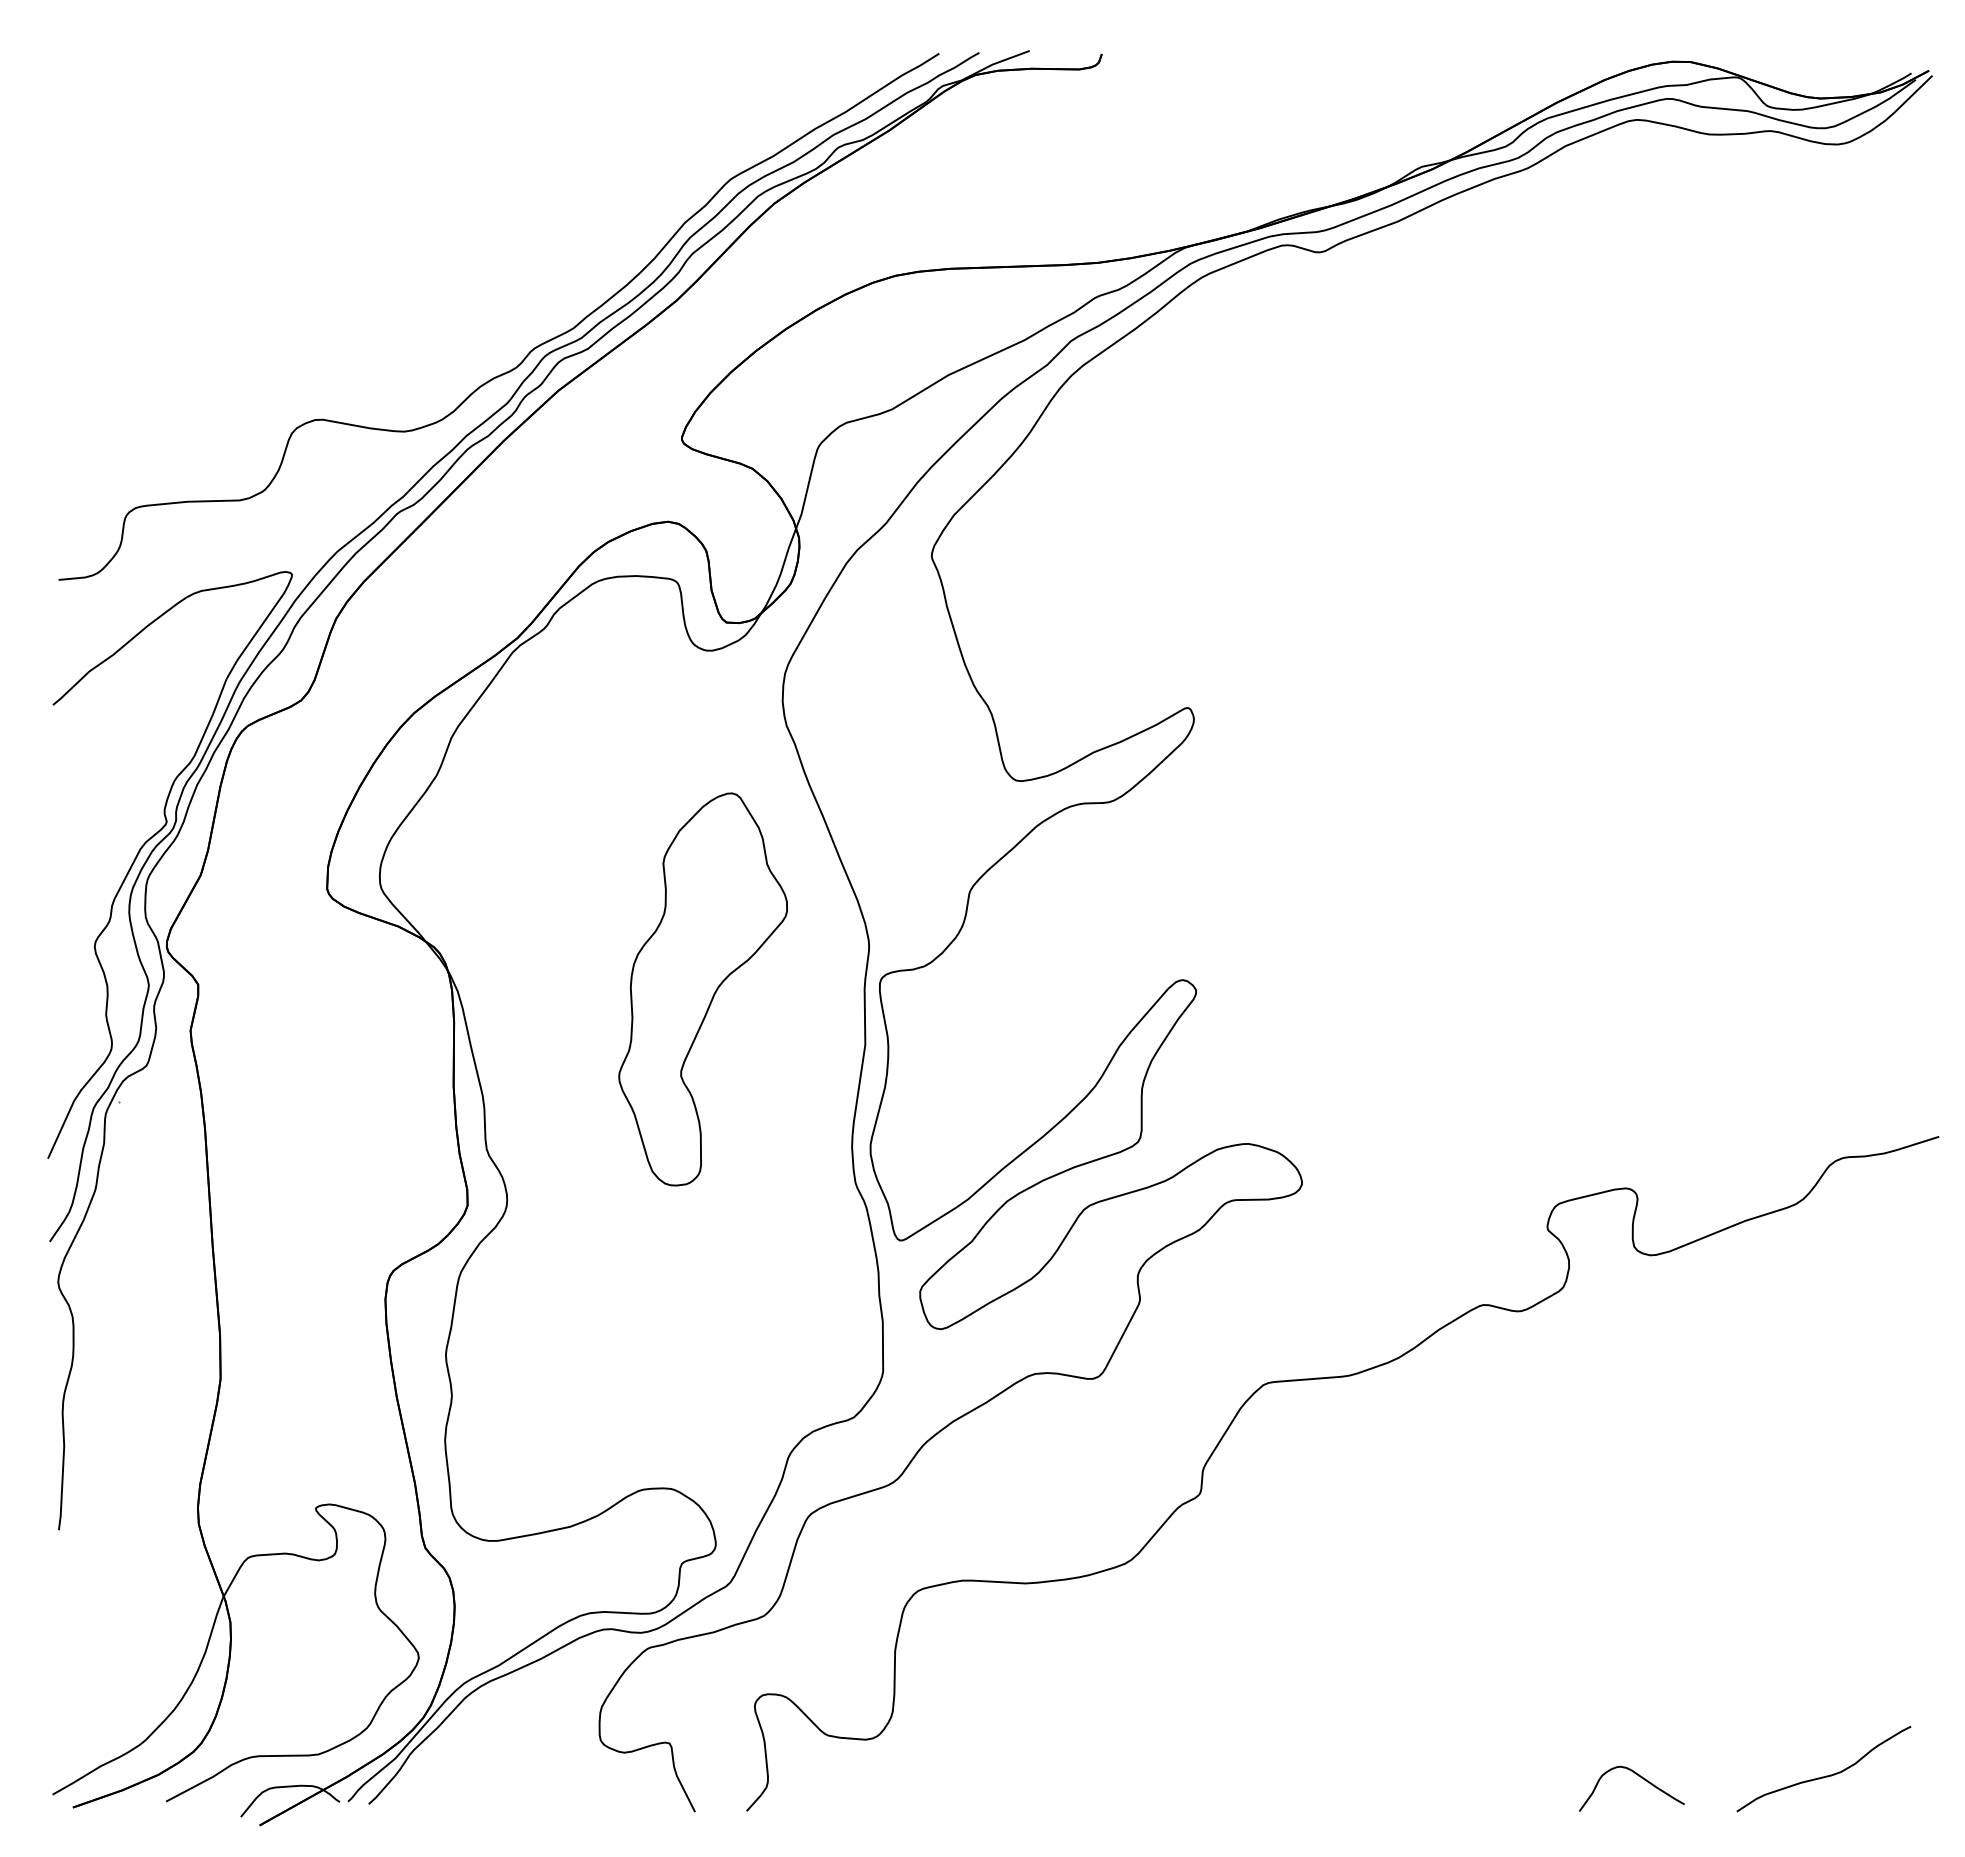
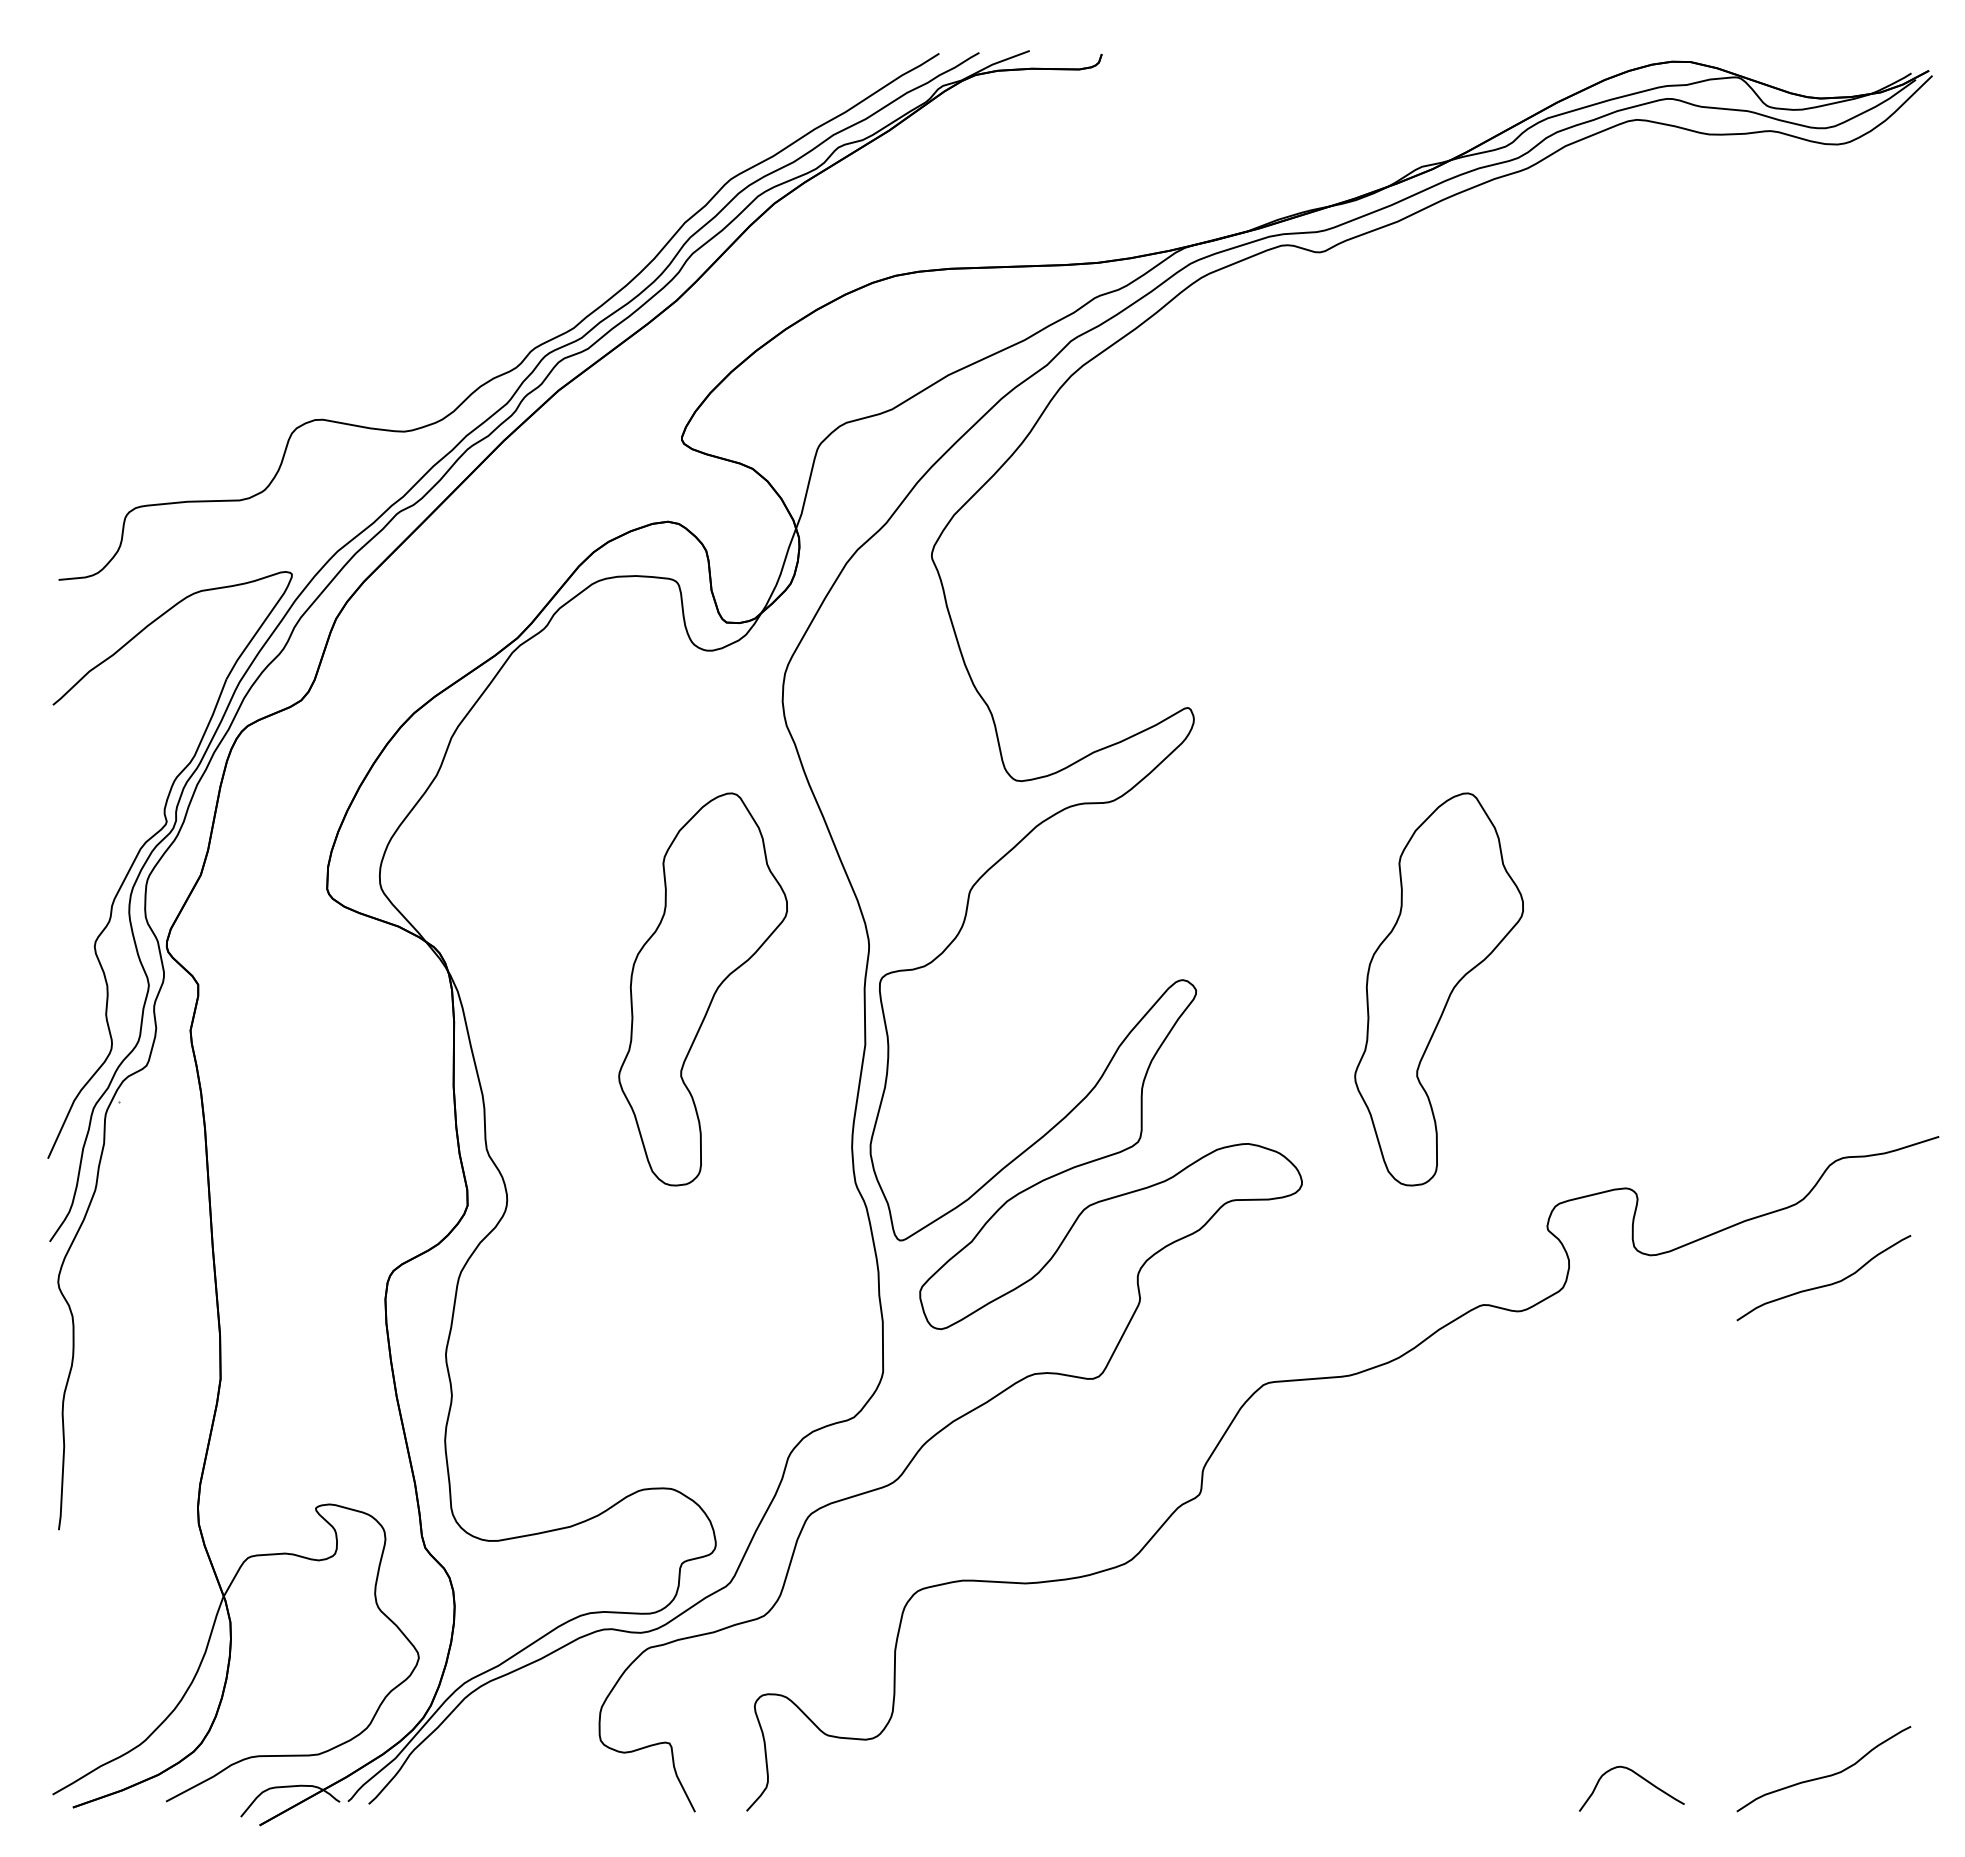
part: none -> present (1438, 989)
curve: none -> present (1826, 1284)
